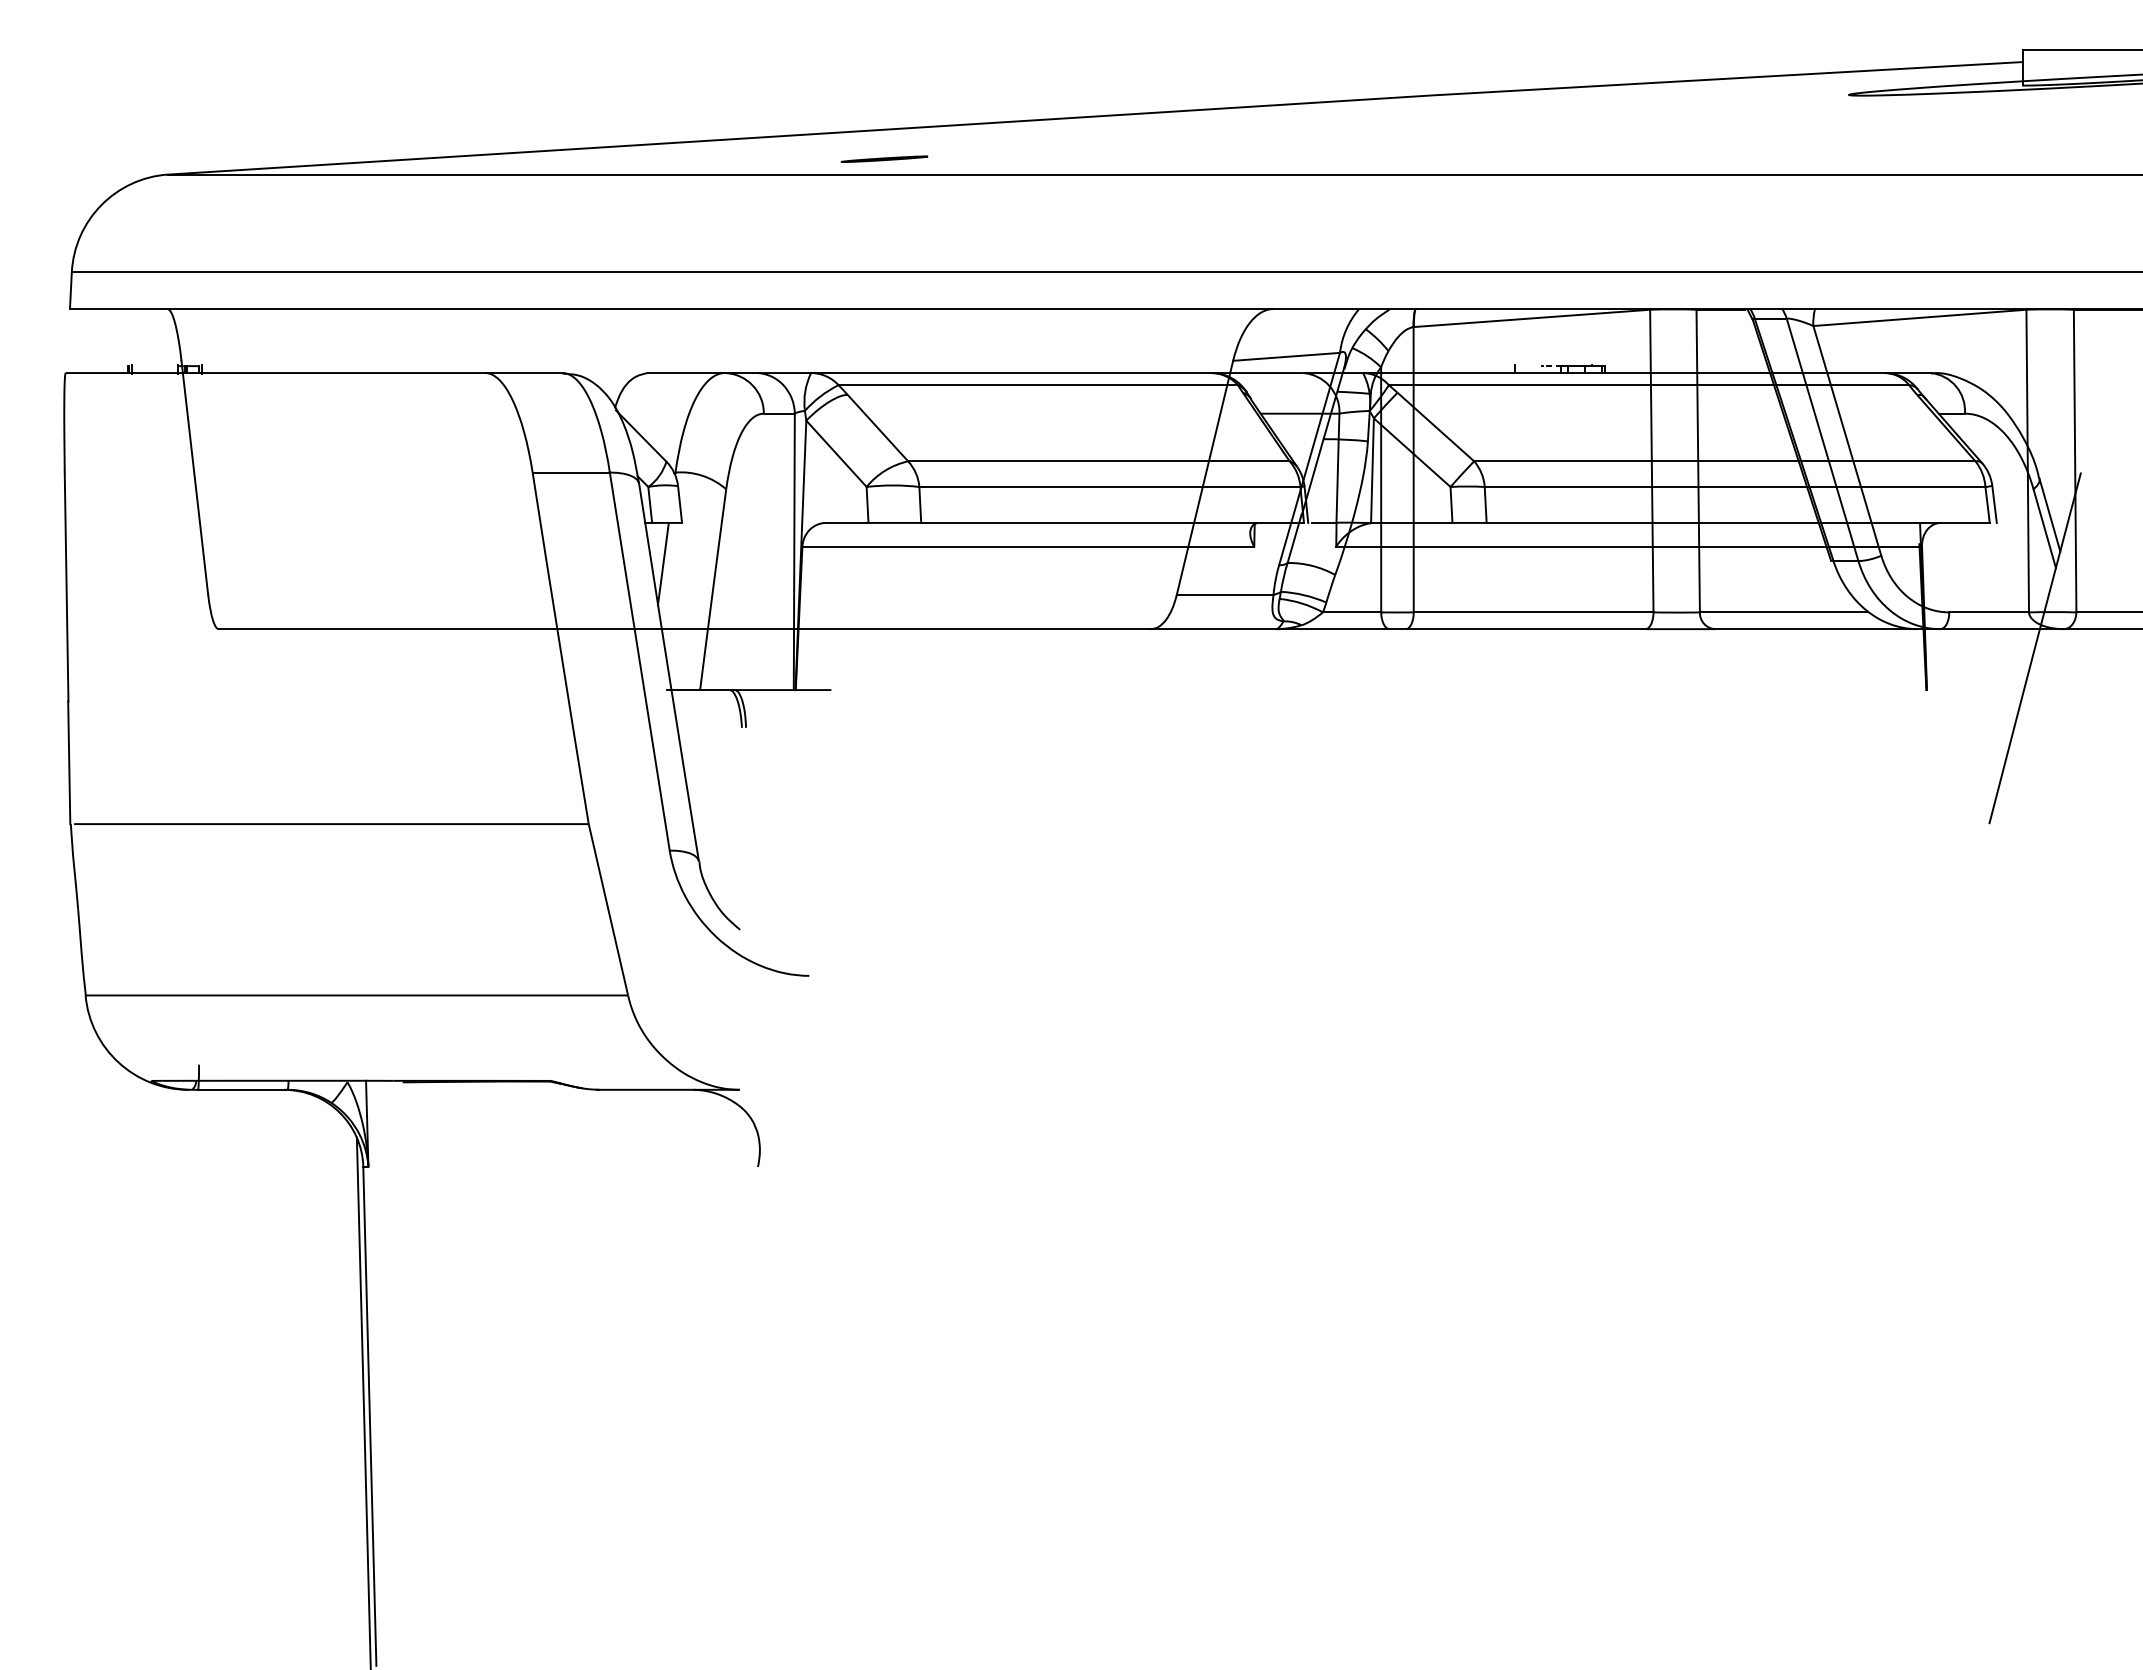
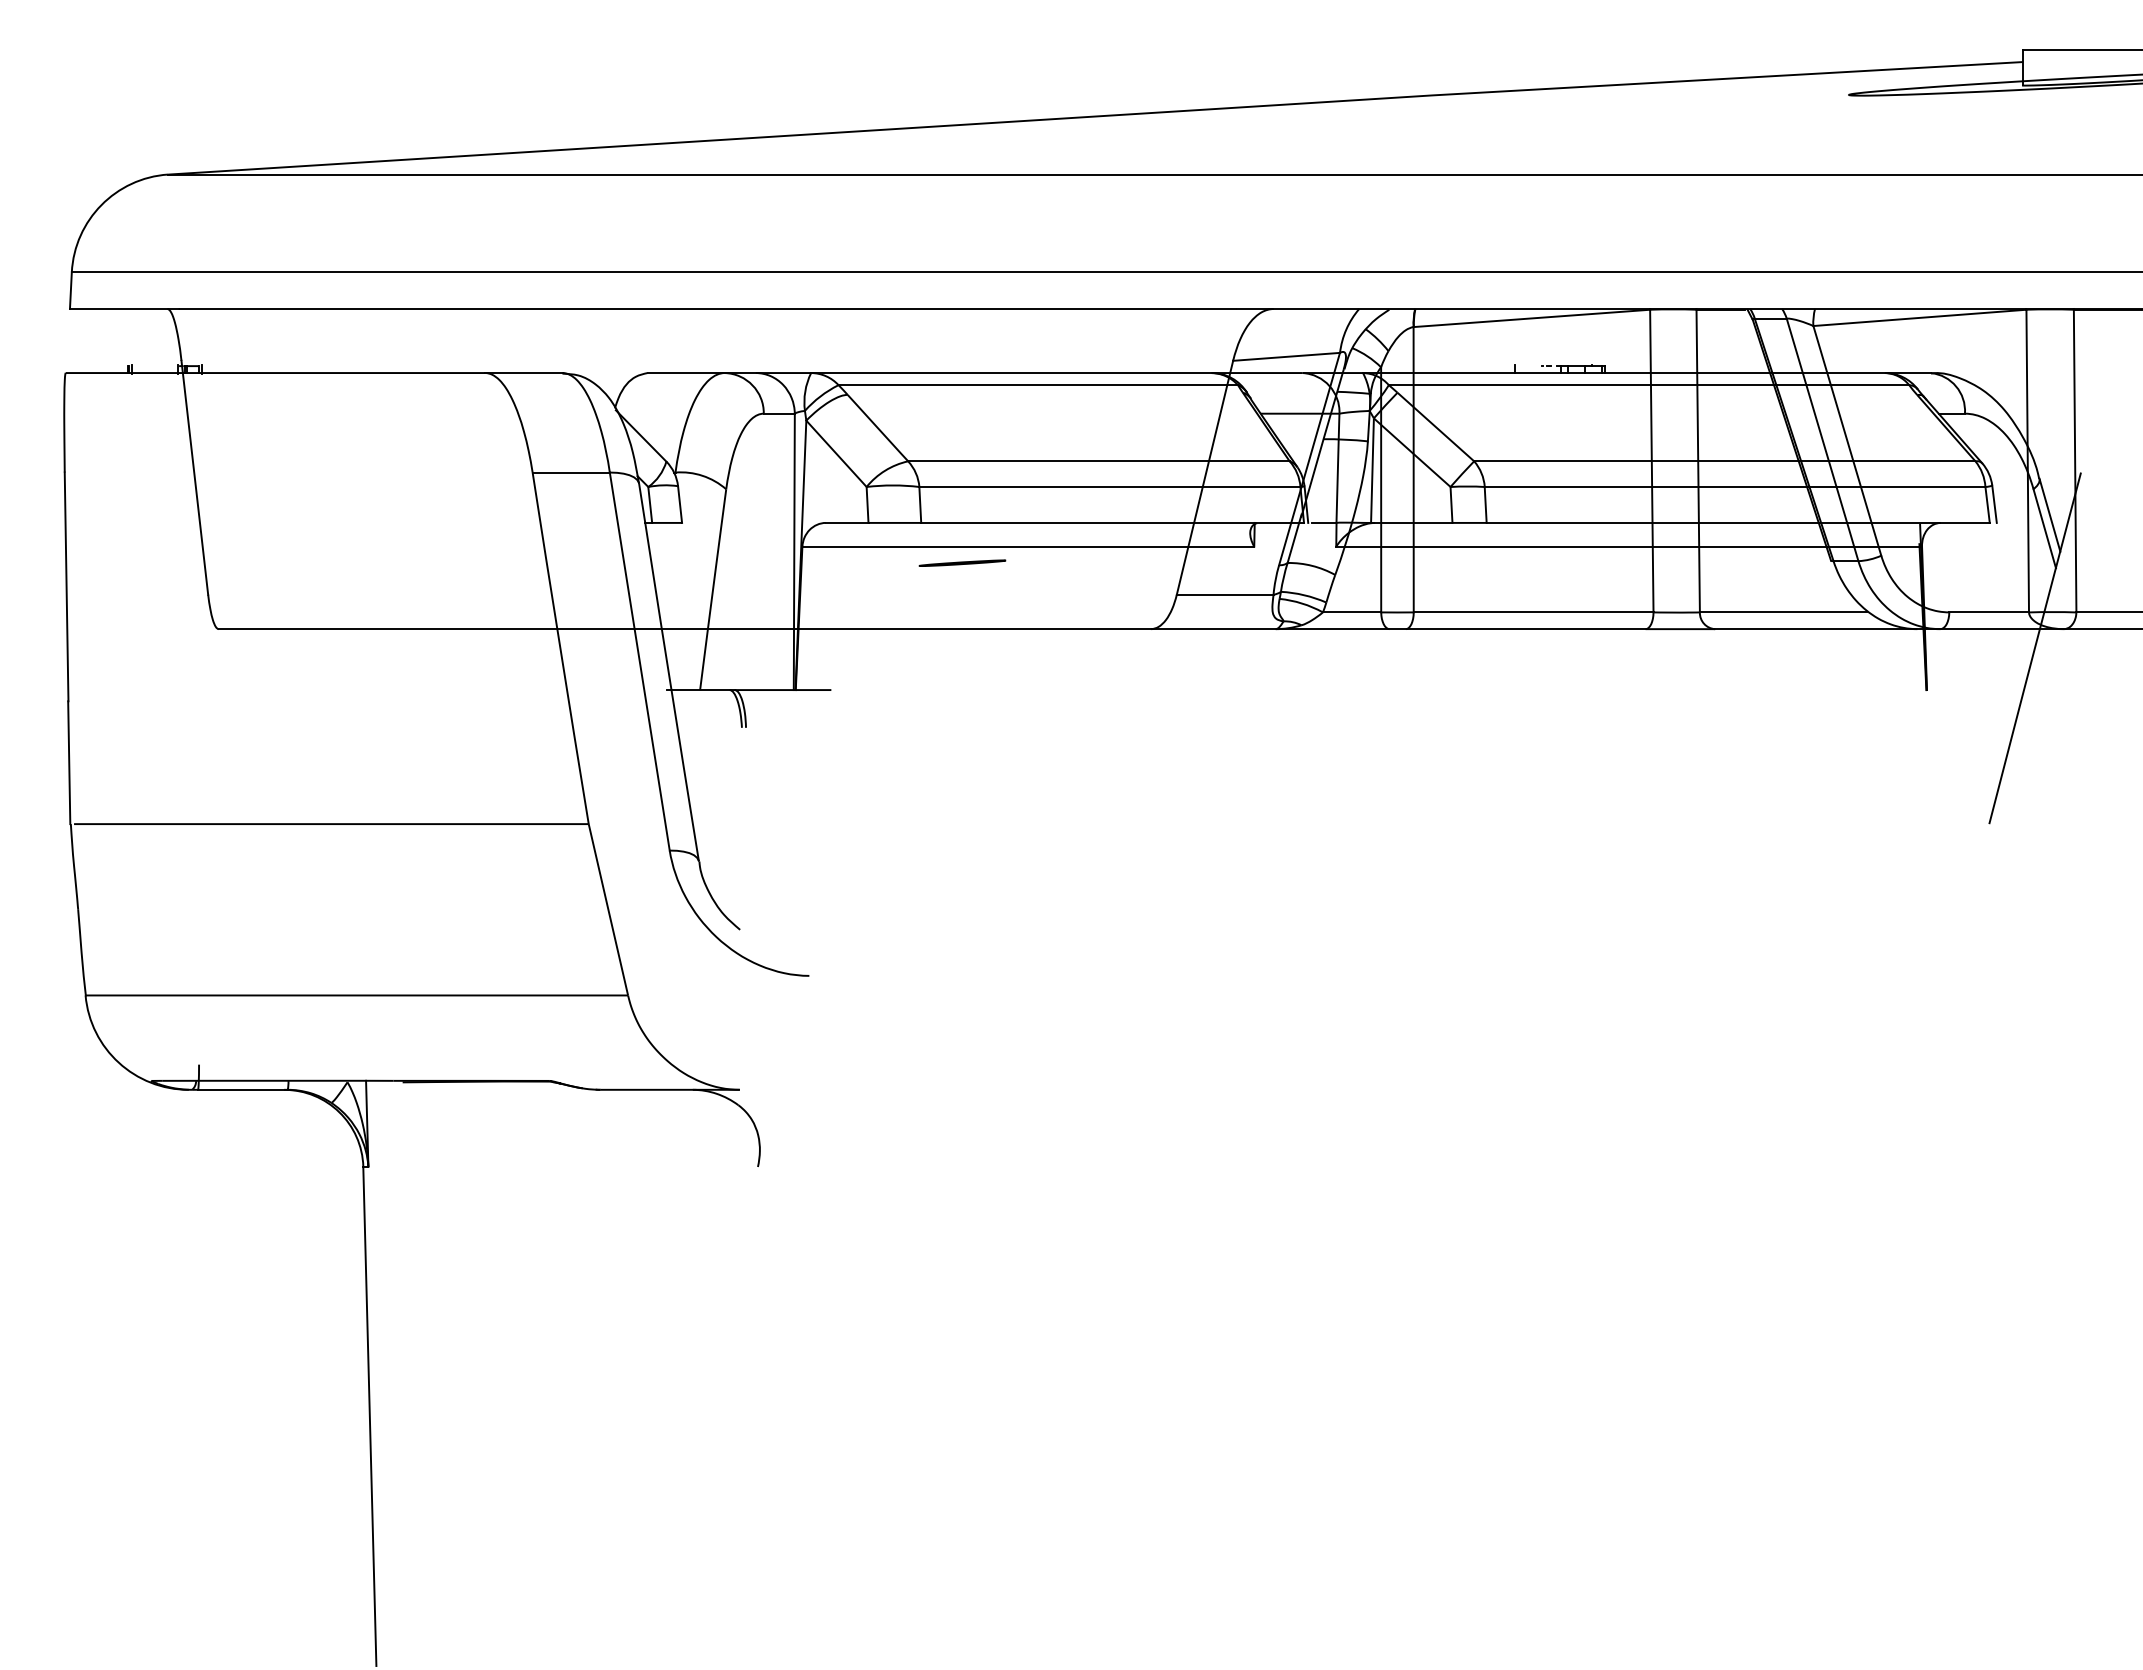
line position: (884, 158) -> (962, 562) (962, 562)
line: present -> none (662, 564)
line: present -> none (363, 1401)
